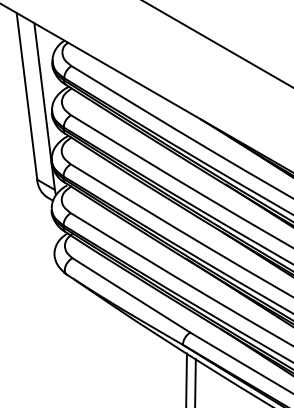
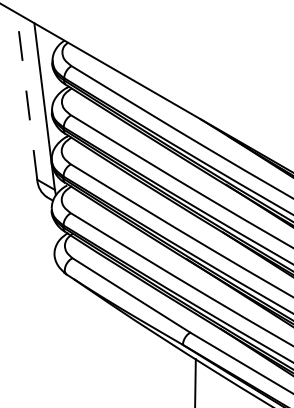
line: present -> none (217, 44)
line: solid -> dashed (26, 96)
line: present -> none (186, 378)
